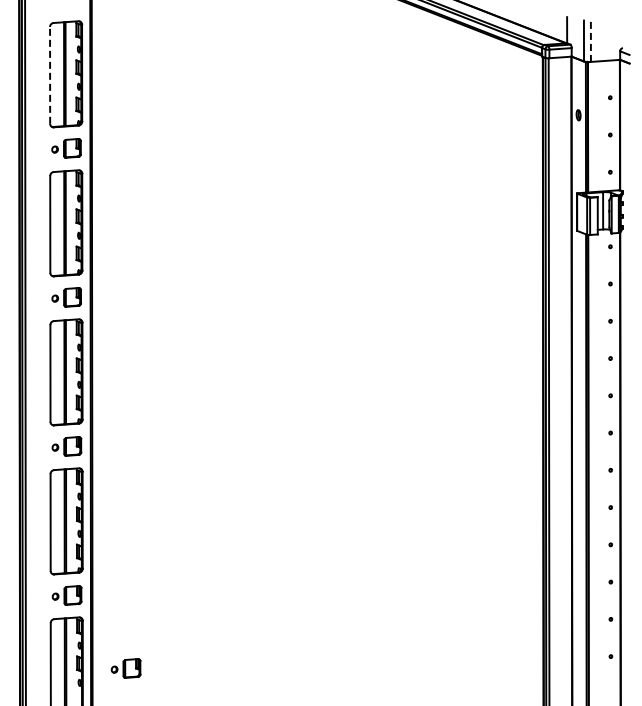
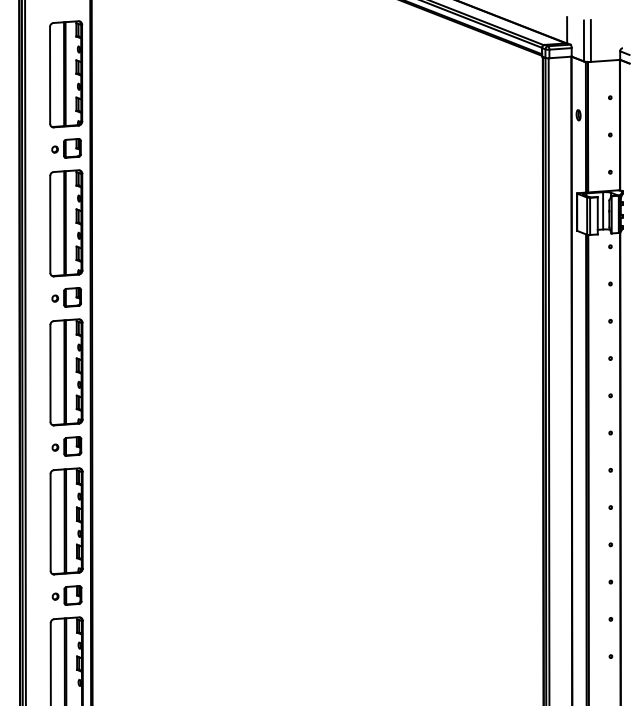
line: dashed -> solid (590, 41)
line: dashed -> solid (50, 74)
part: present -> none (125, 668)
